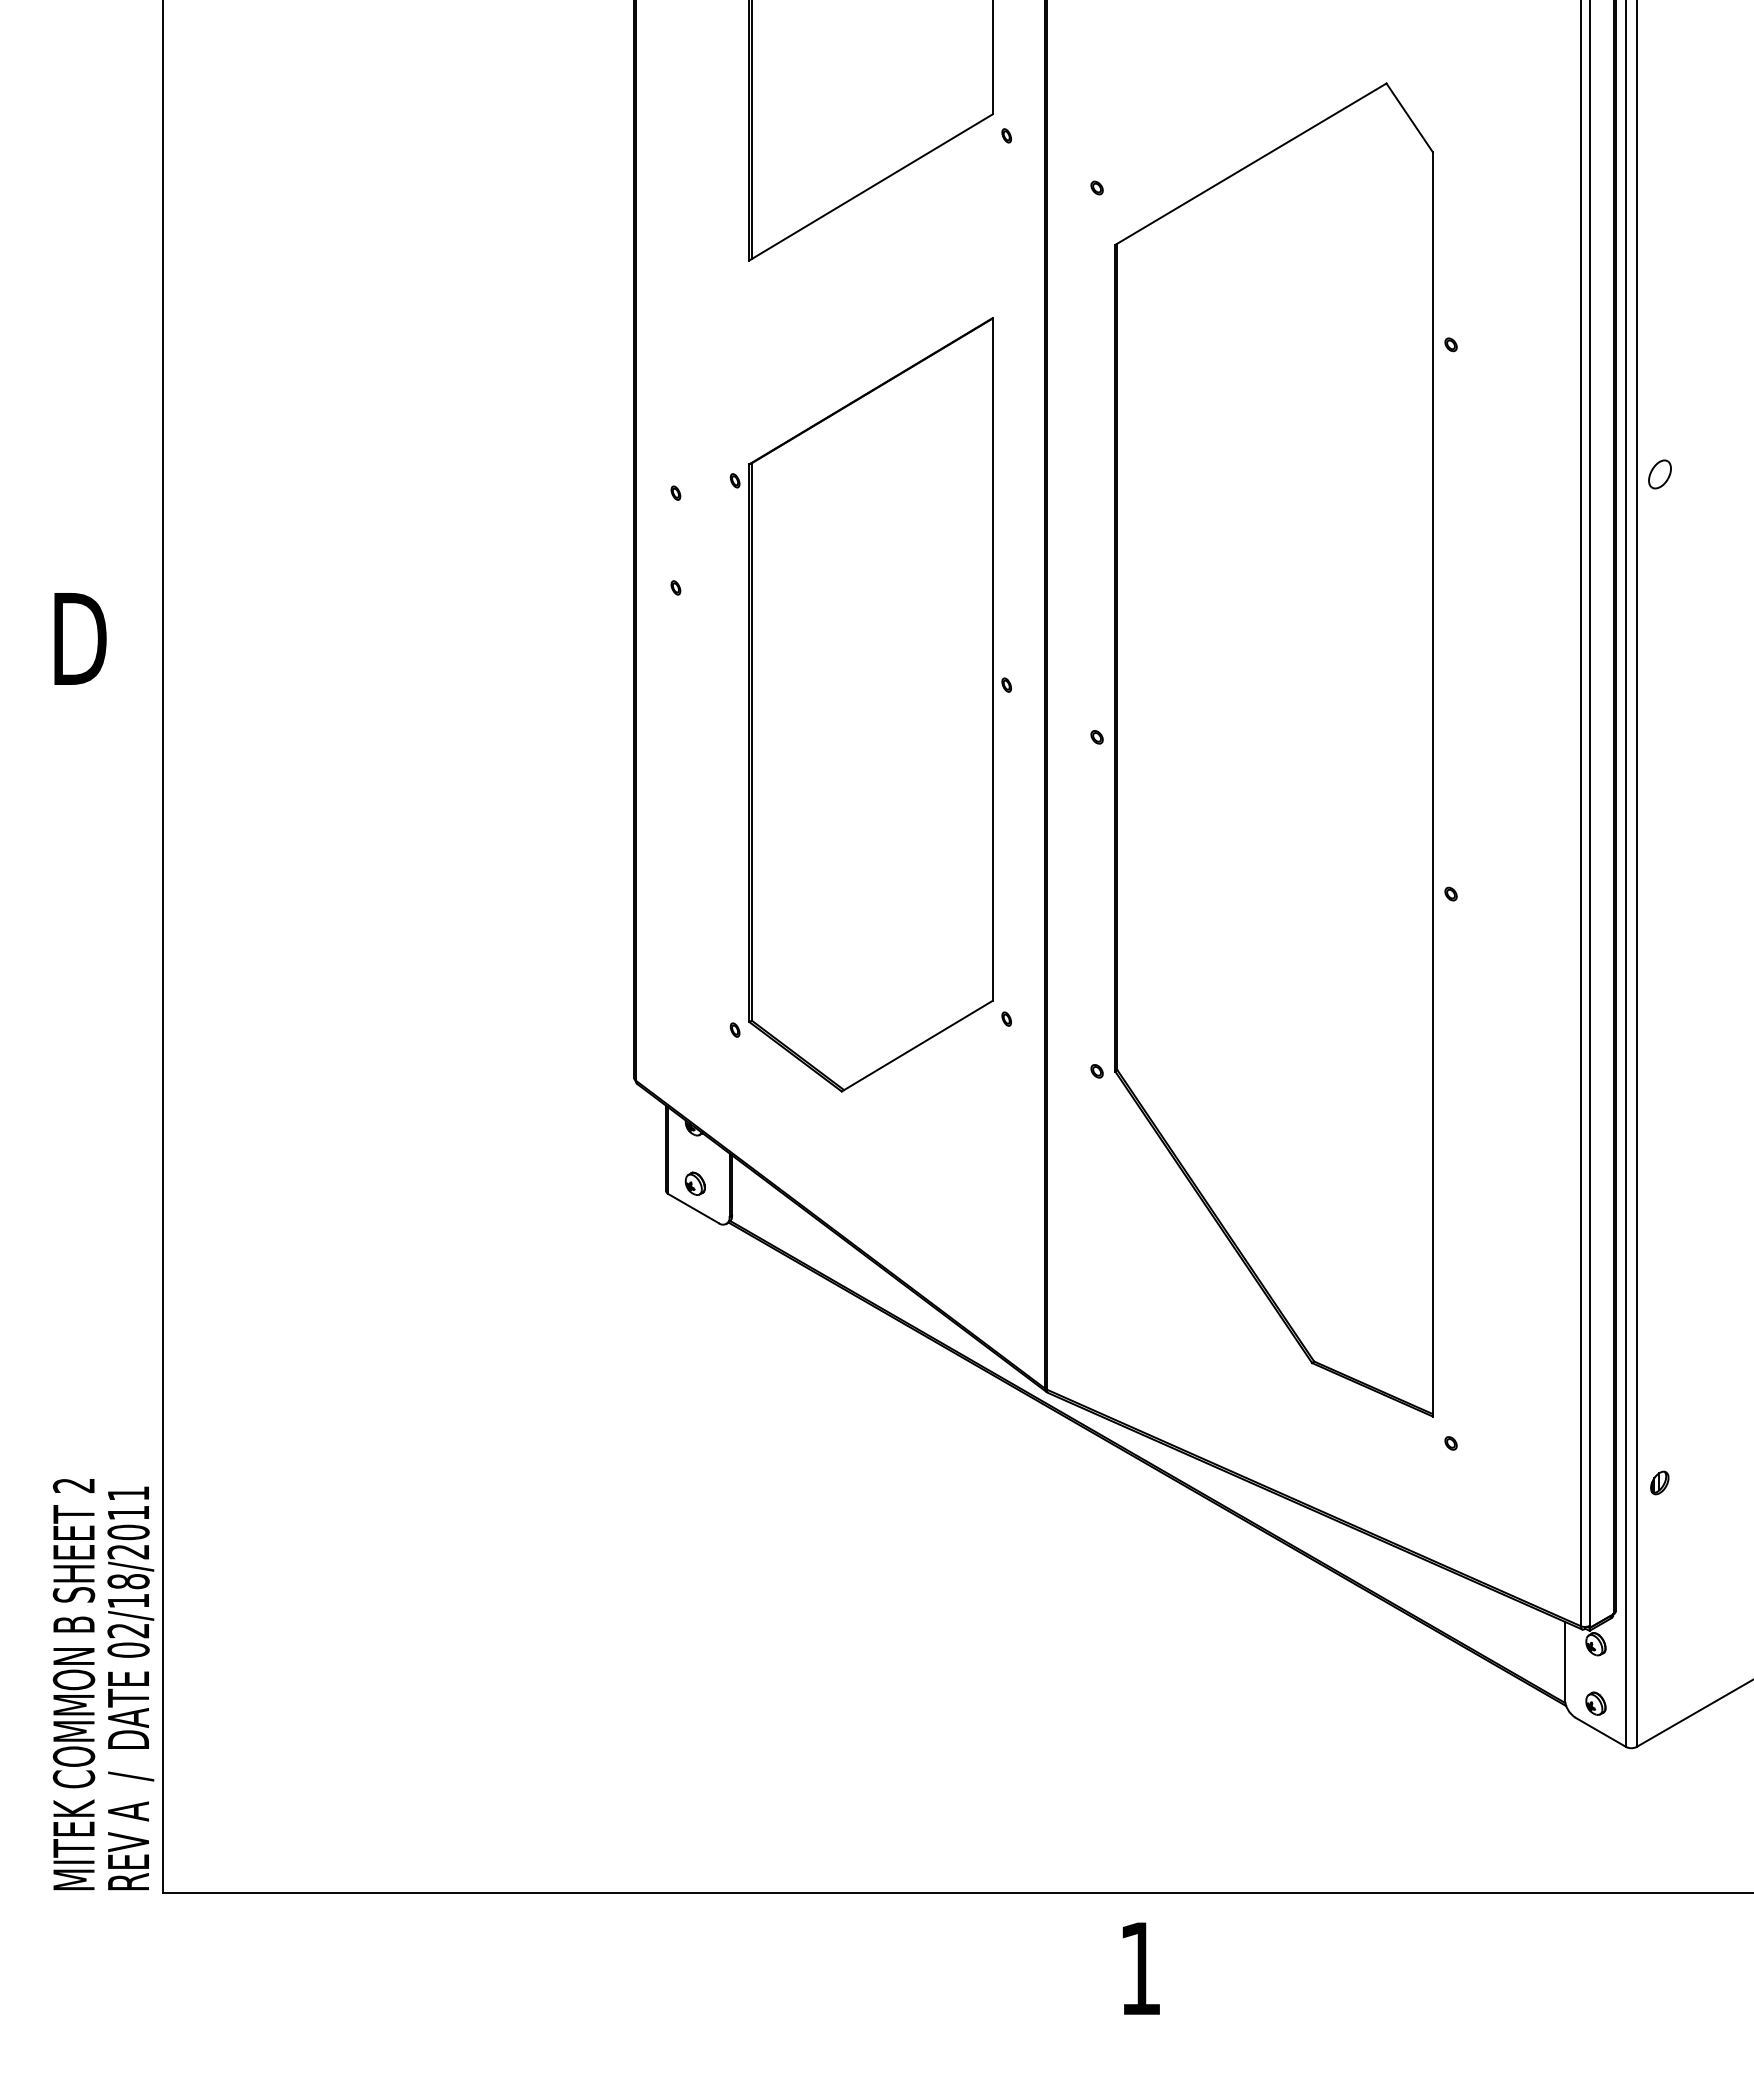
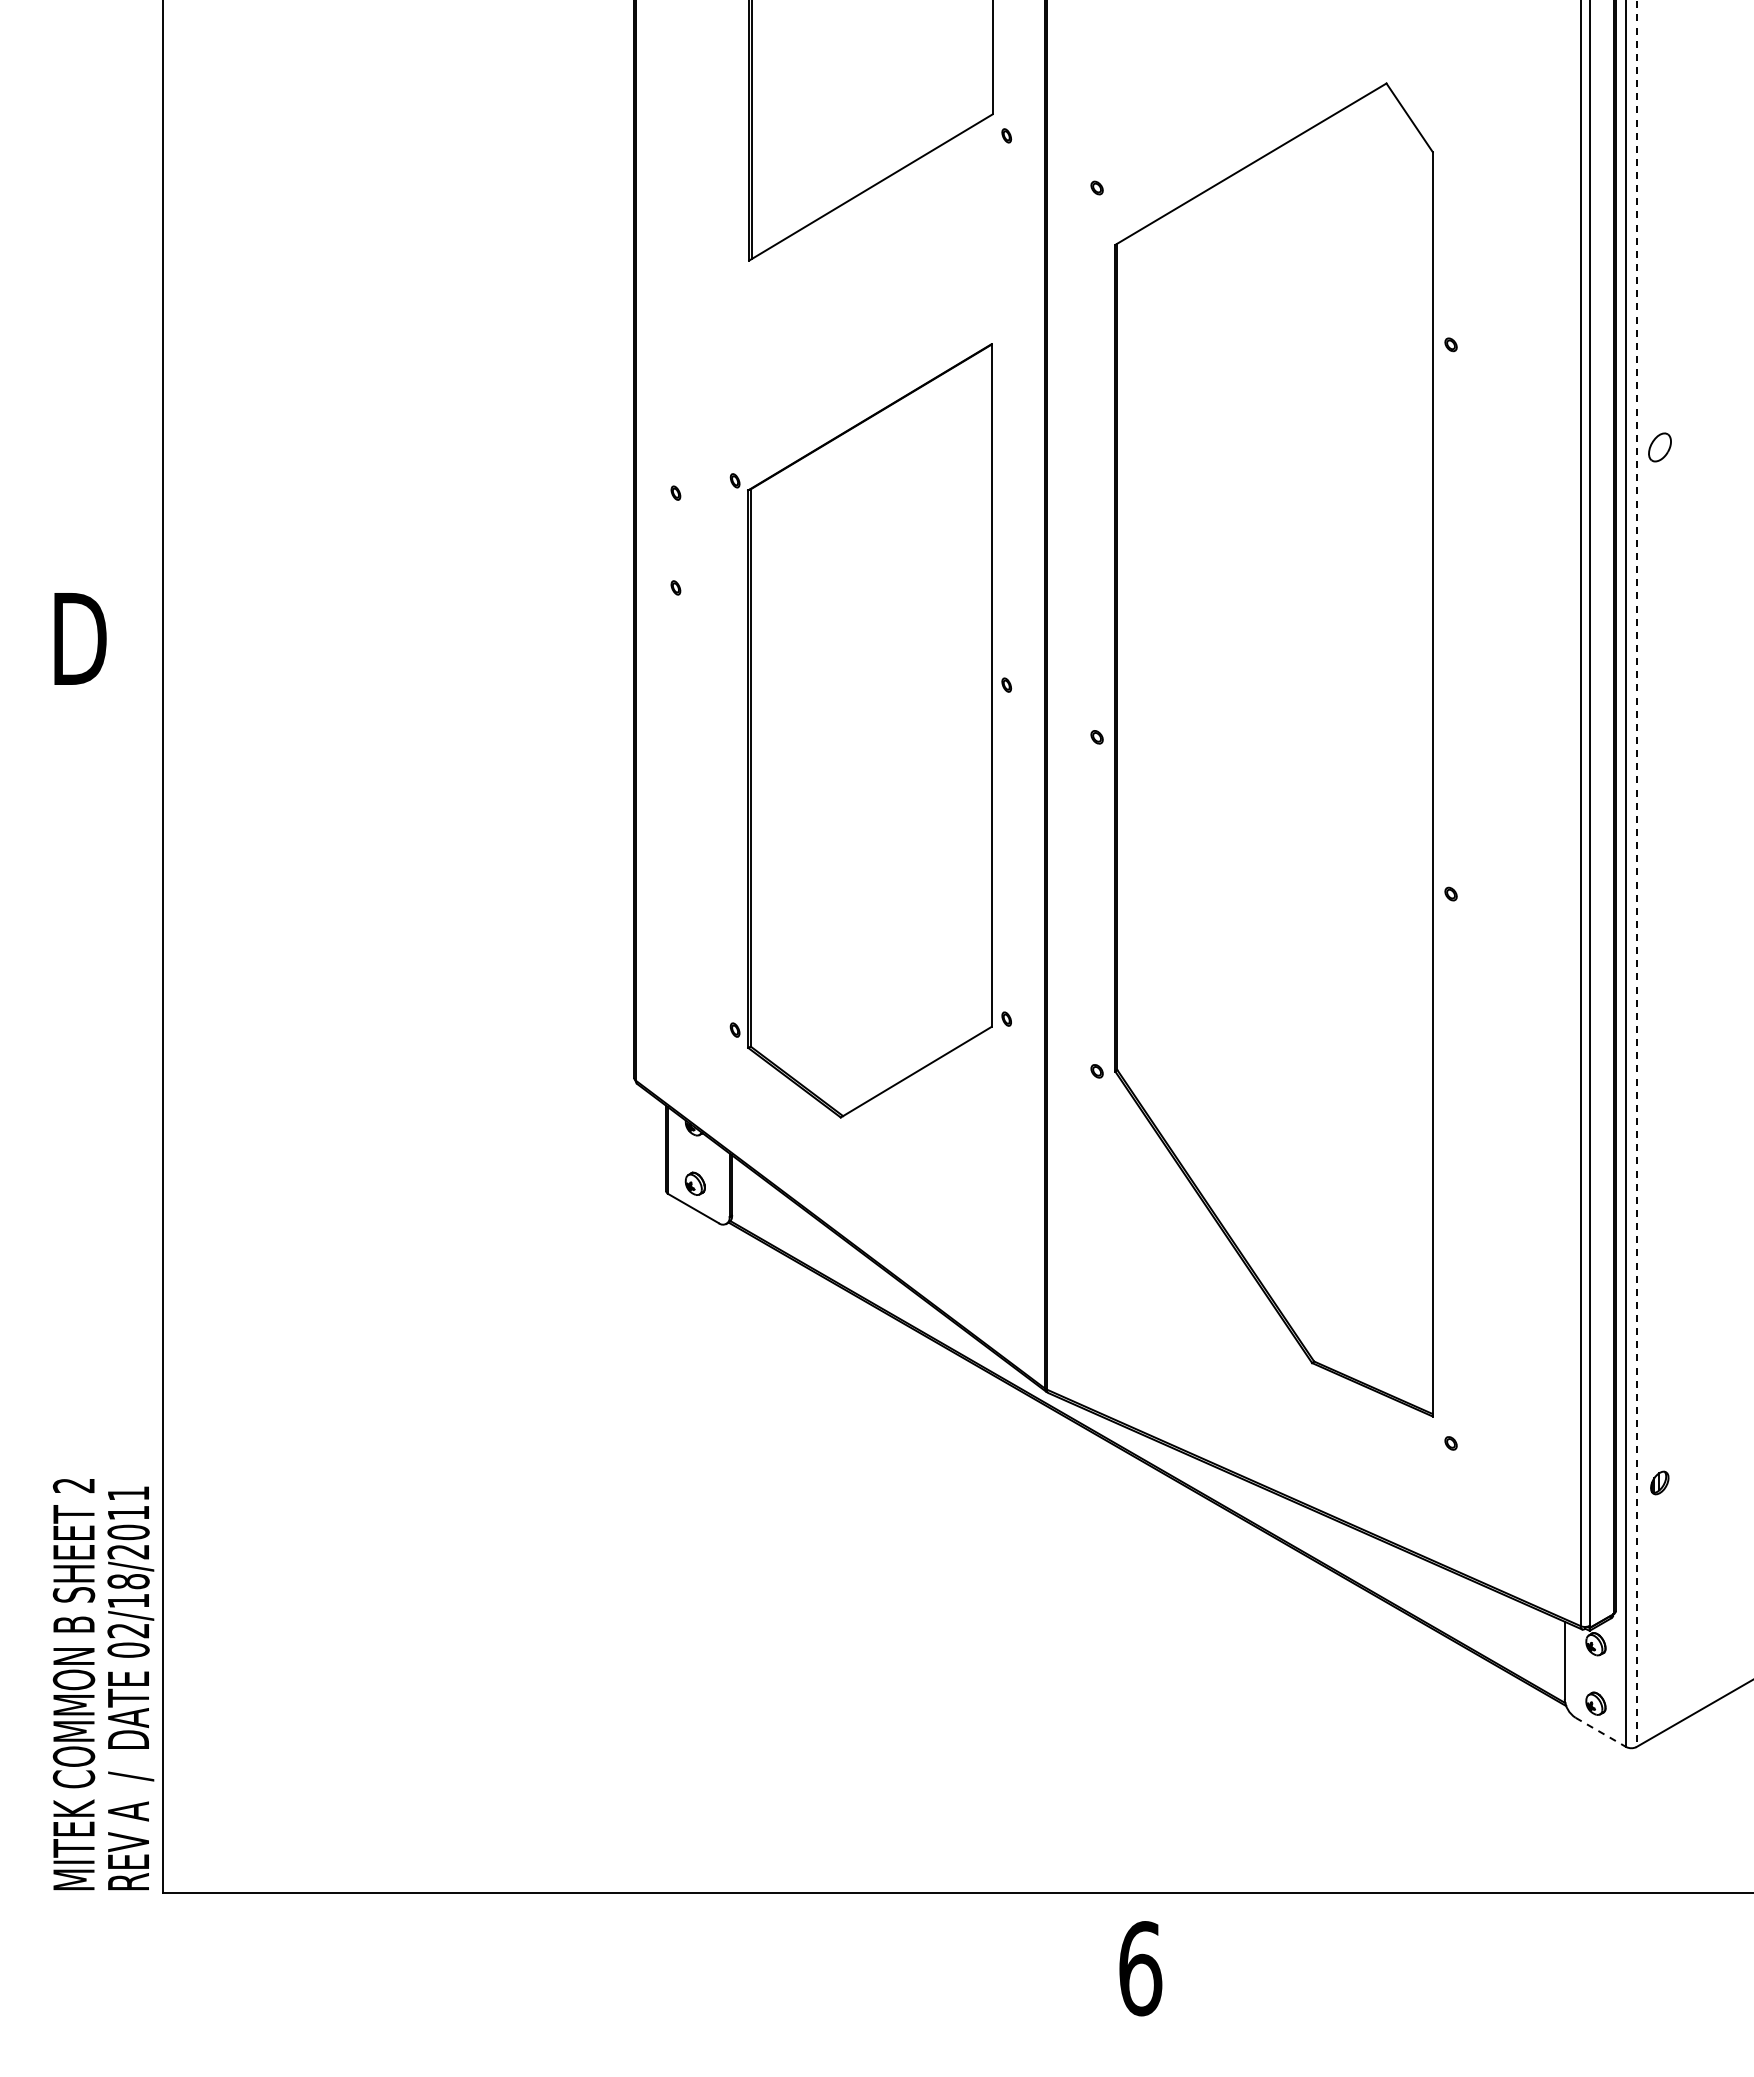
part position: (1659, 474) -> (1659, 447) (1659, 447)
part position: (870, 704) -> (869, 730) (869, 730)
line: solid -> dashed (1636, 874)
line: solid -> dashed (1601, 1732)
text: 1 -> 6 (1140, 1968)
